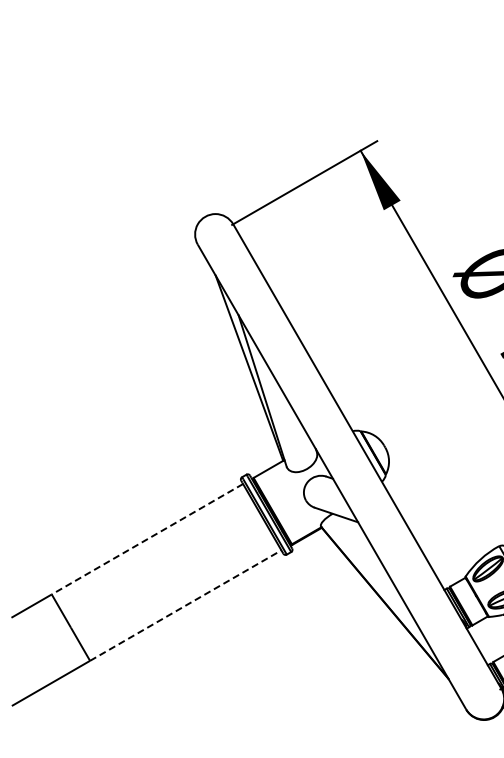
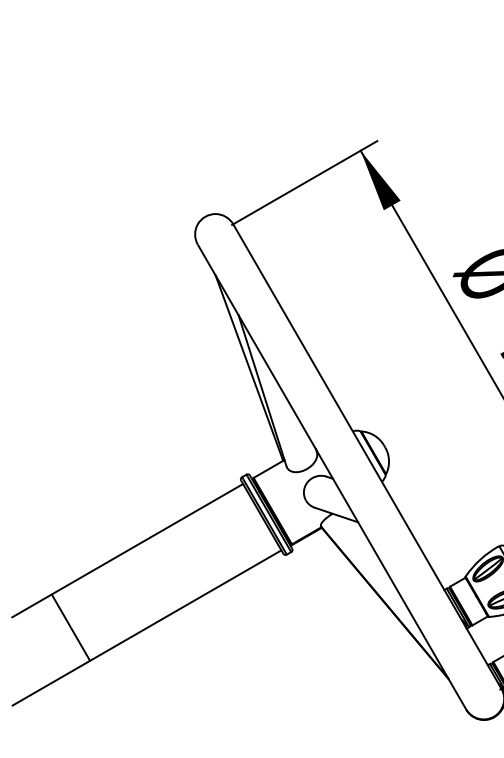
line: dashed -> solid (147, 539)
line: dashed -> solid (186, 605)
